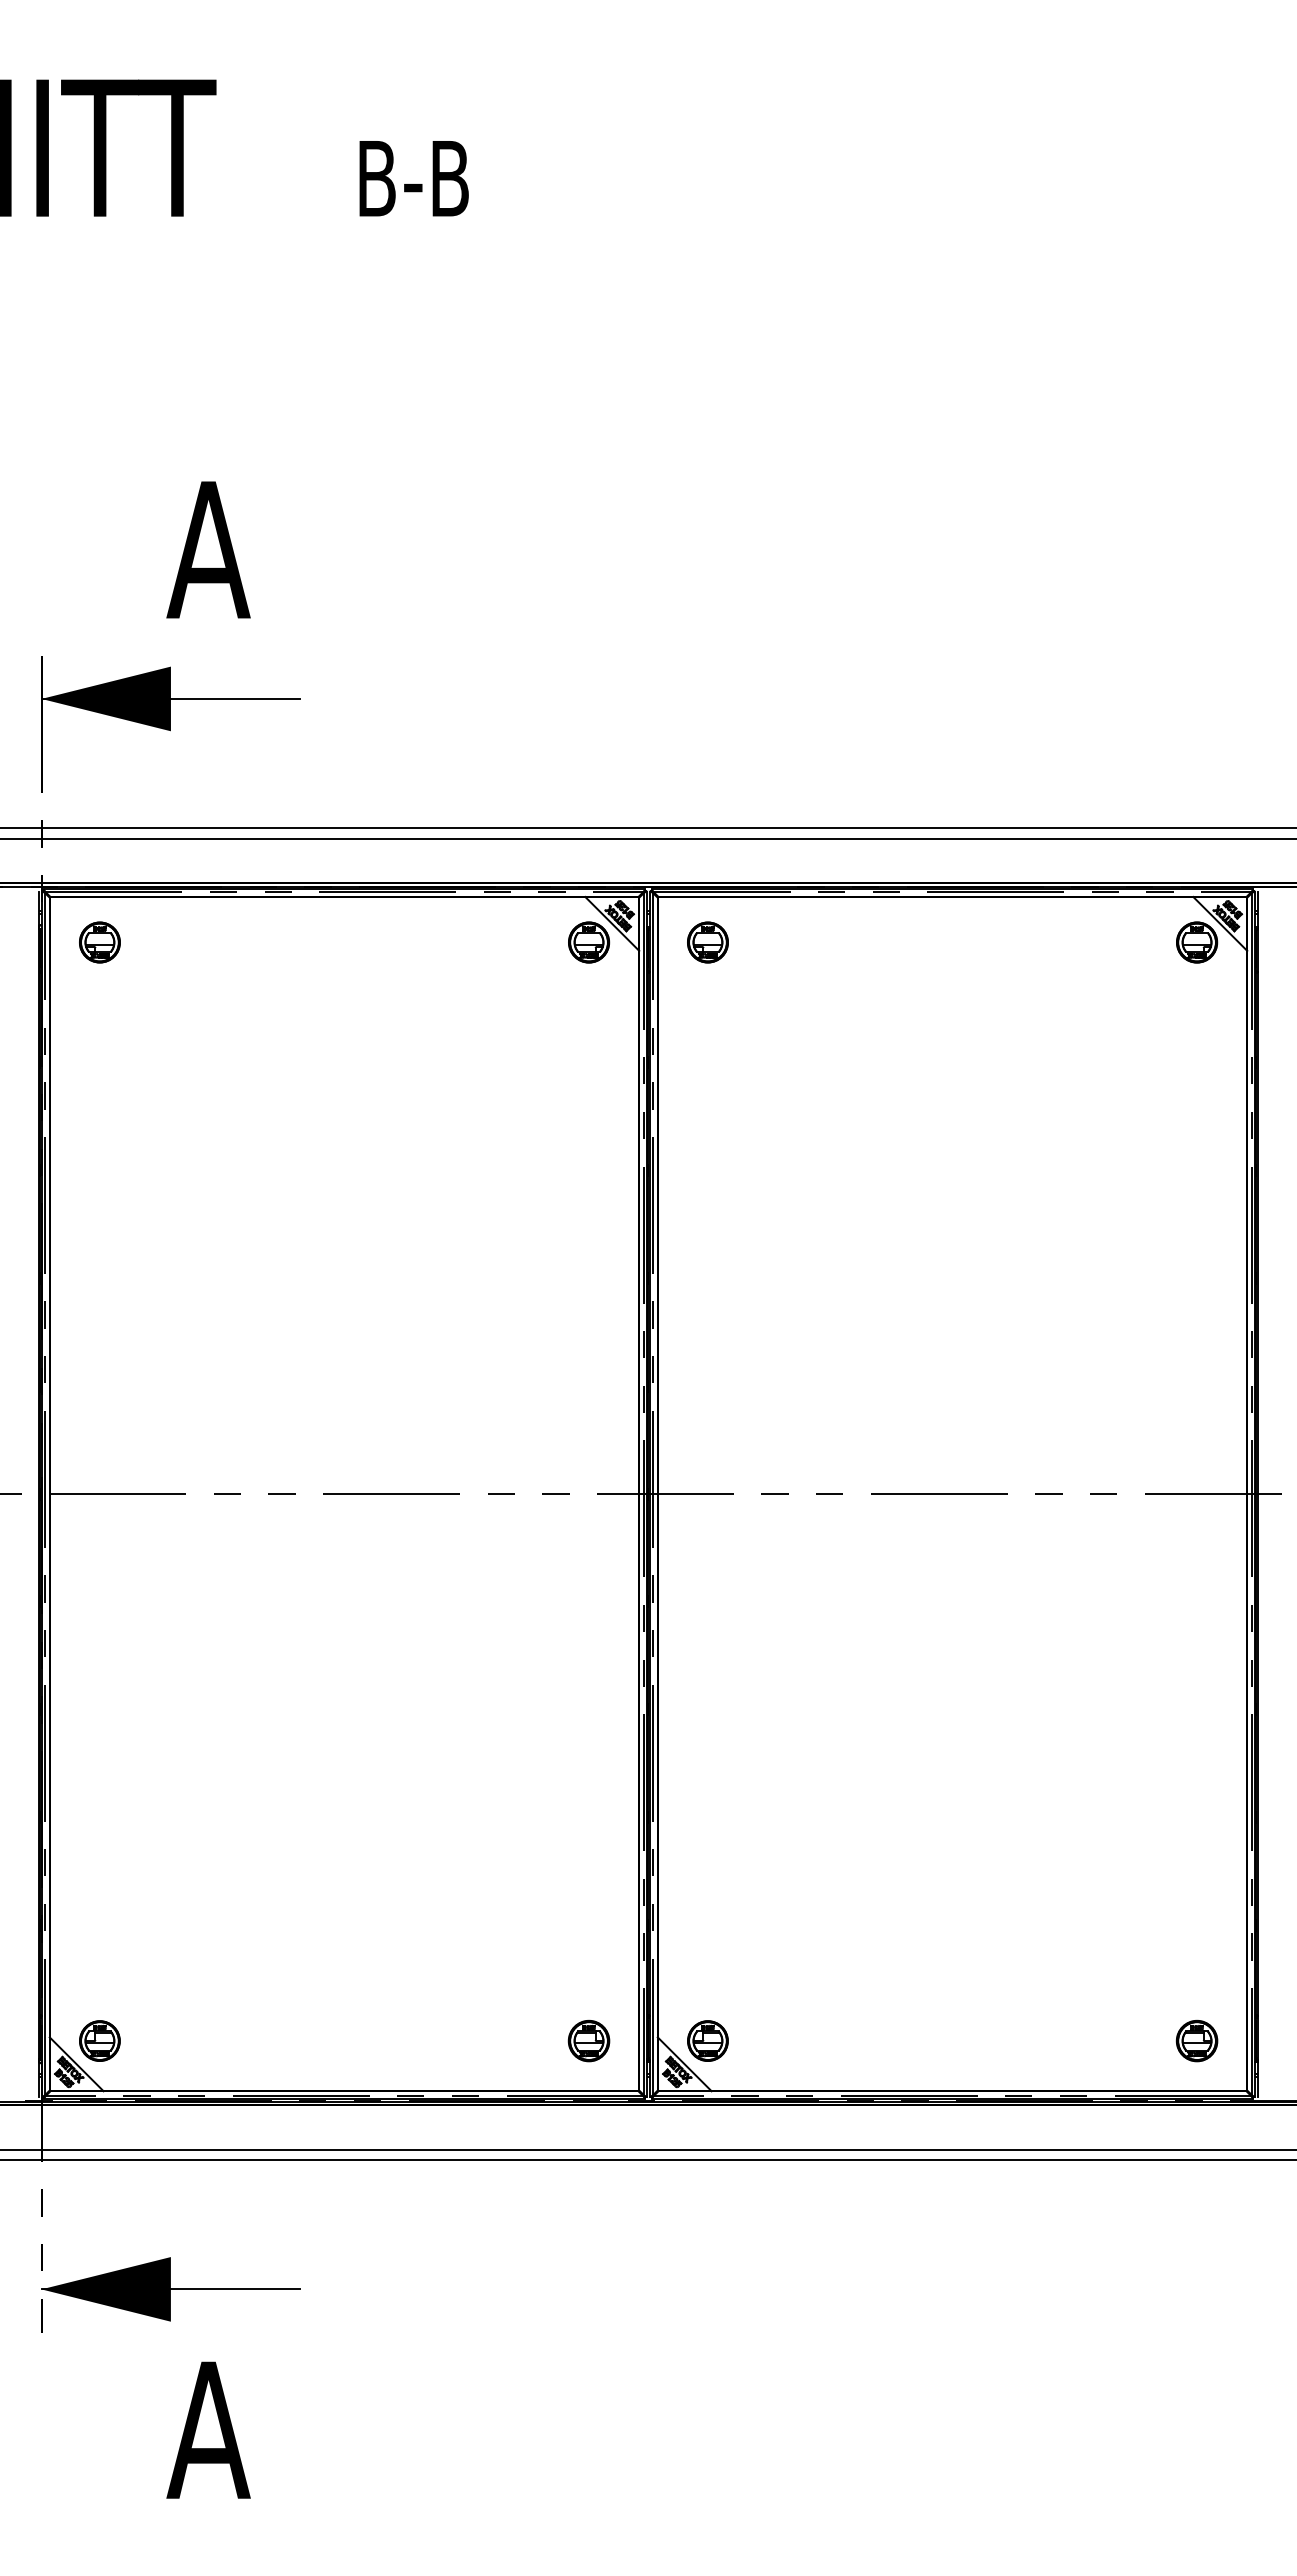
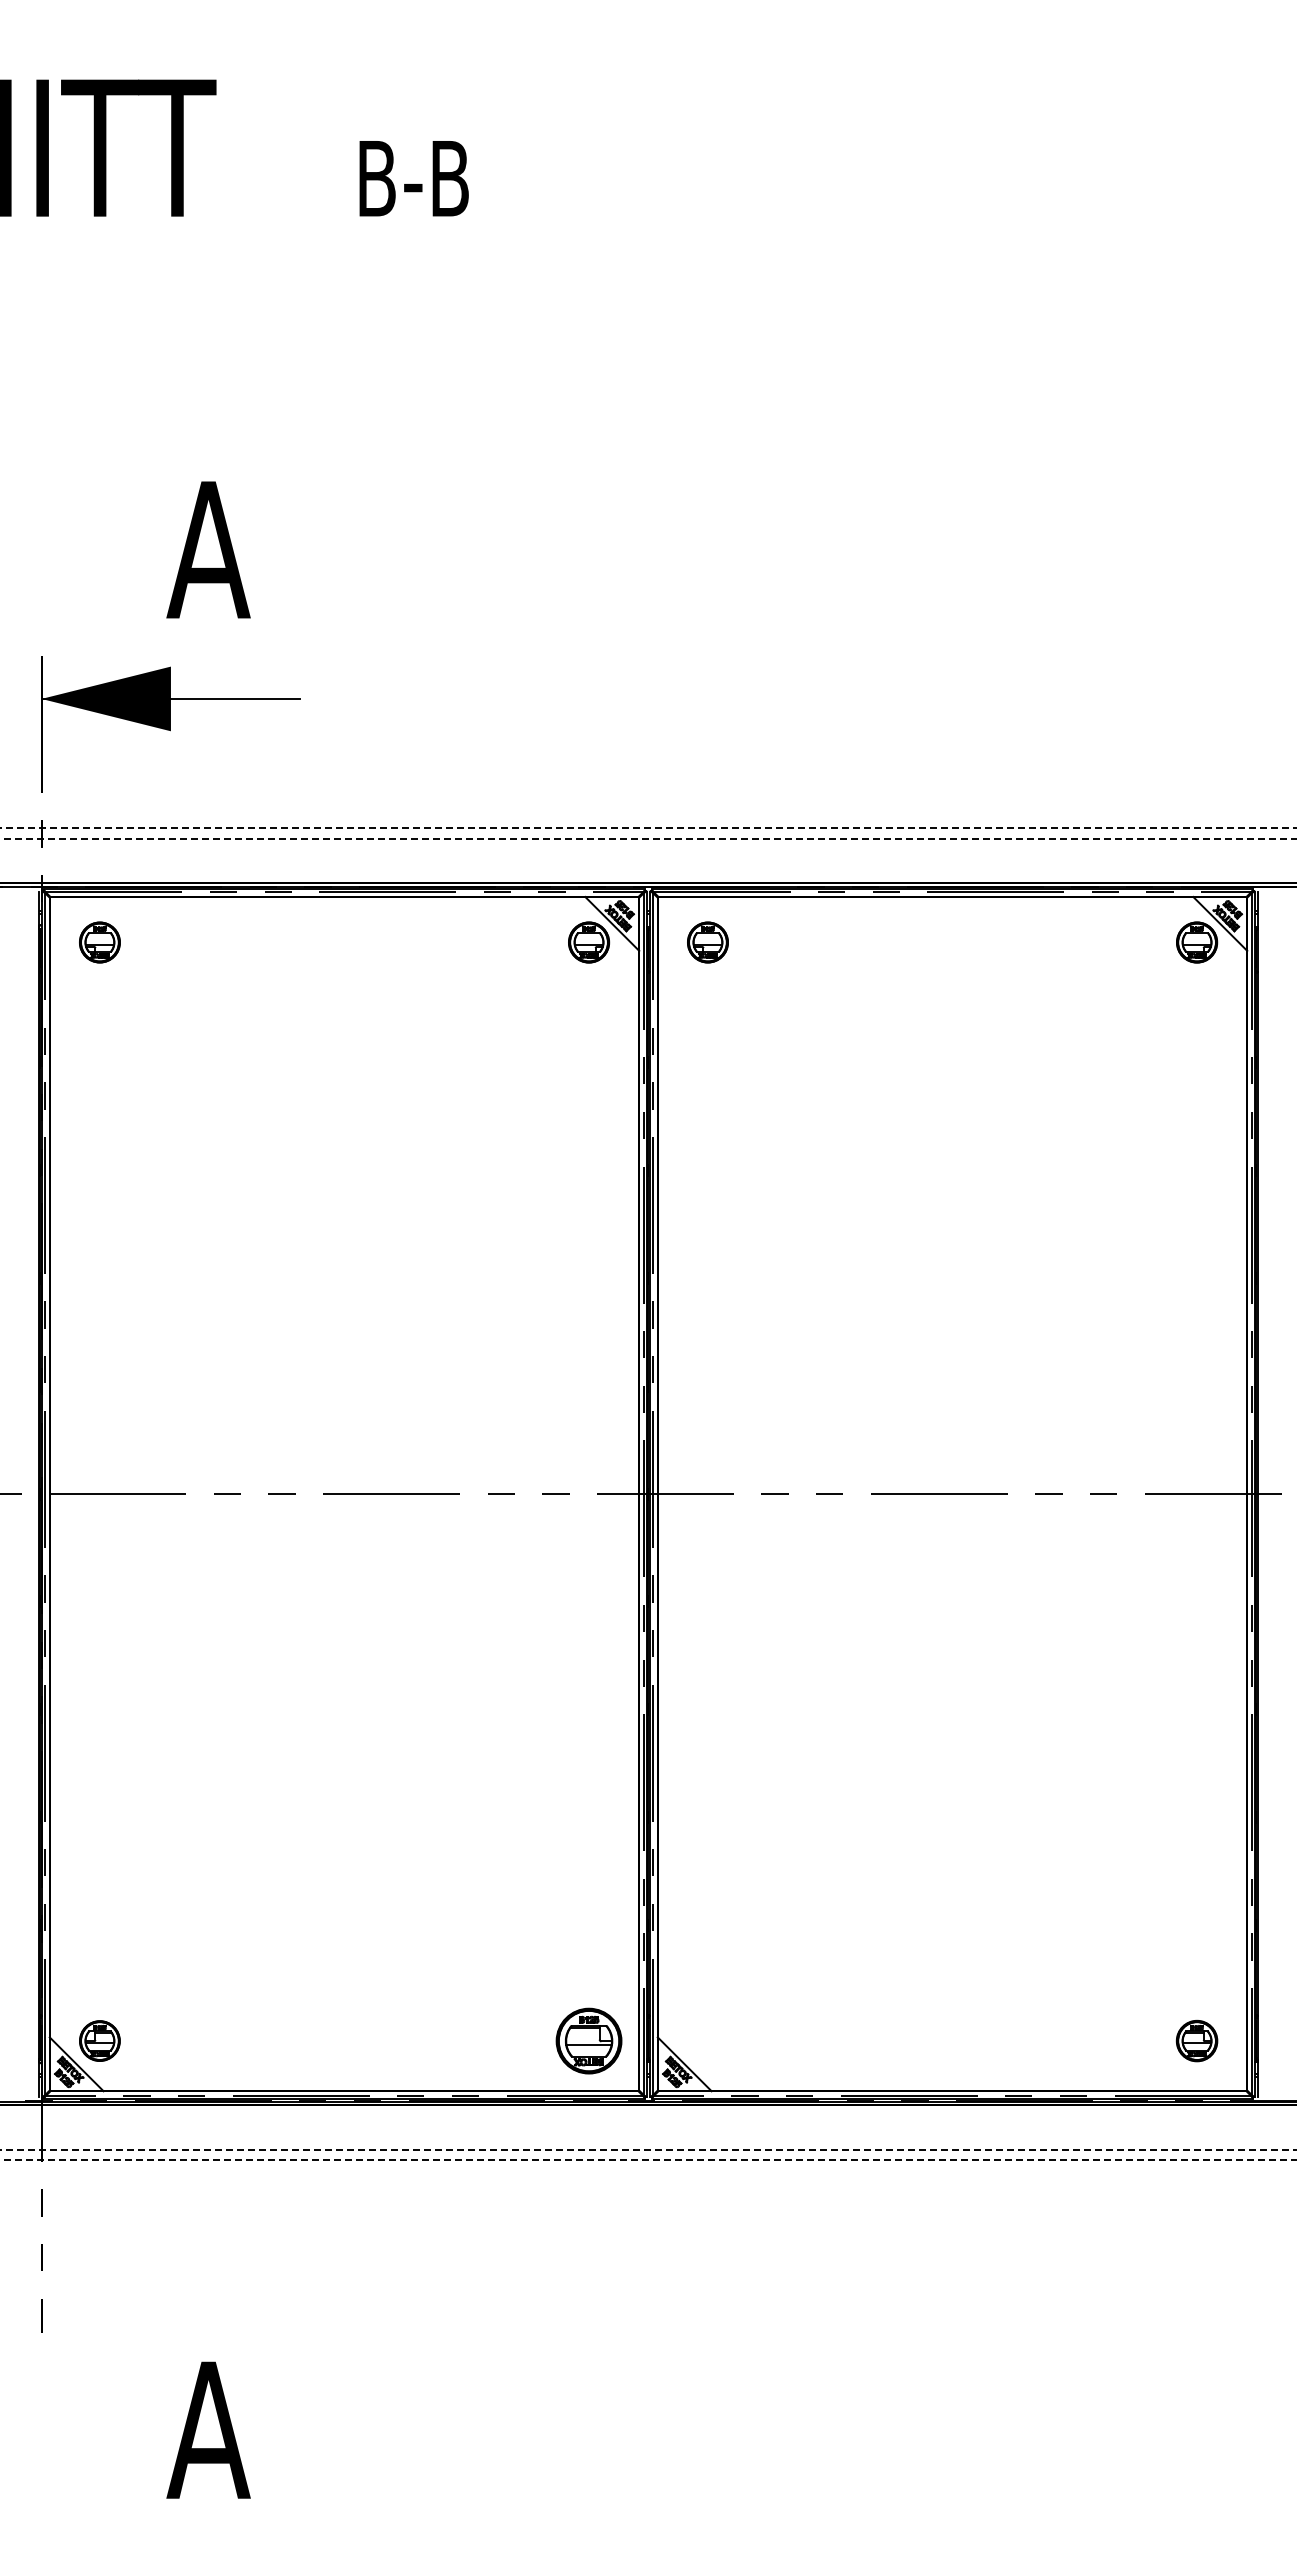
line: solid -> dashed (648, 827)
line: solid -> dashed (648, 838)
part size: 44x44 px -> 68x68 px (588, 2040)
part: present -> none (707, 2040)
line: solid -> dashed (648, 2149)
line: solid -> dashed (648, 2160)
part: present -> none (170, 2289)
